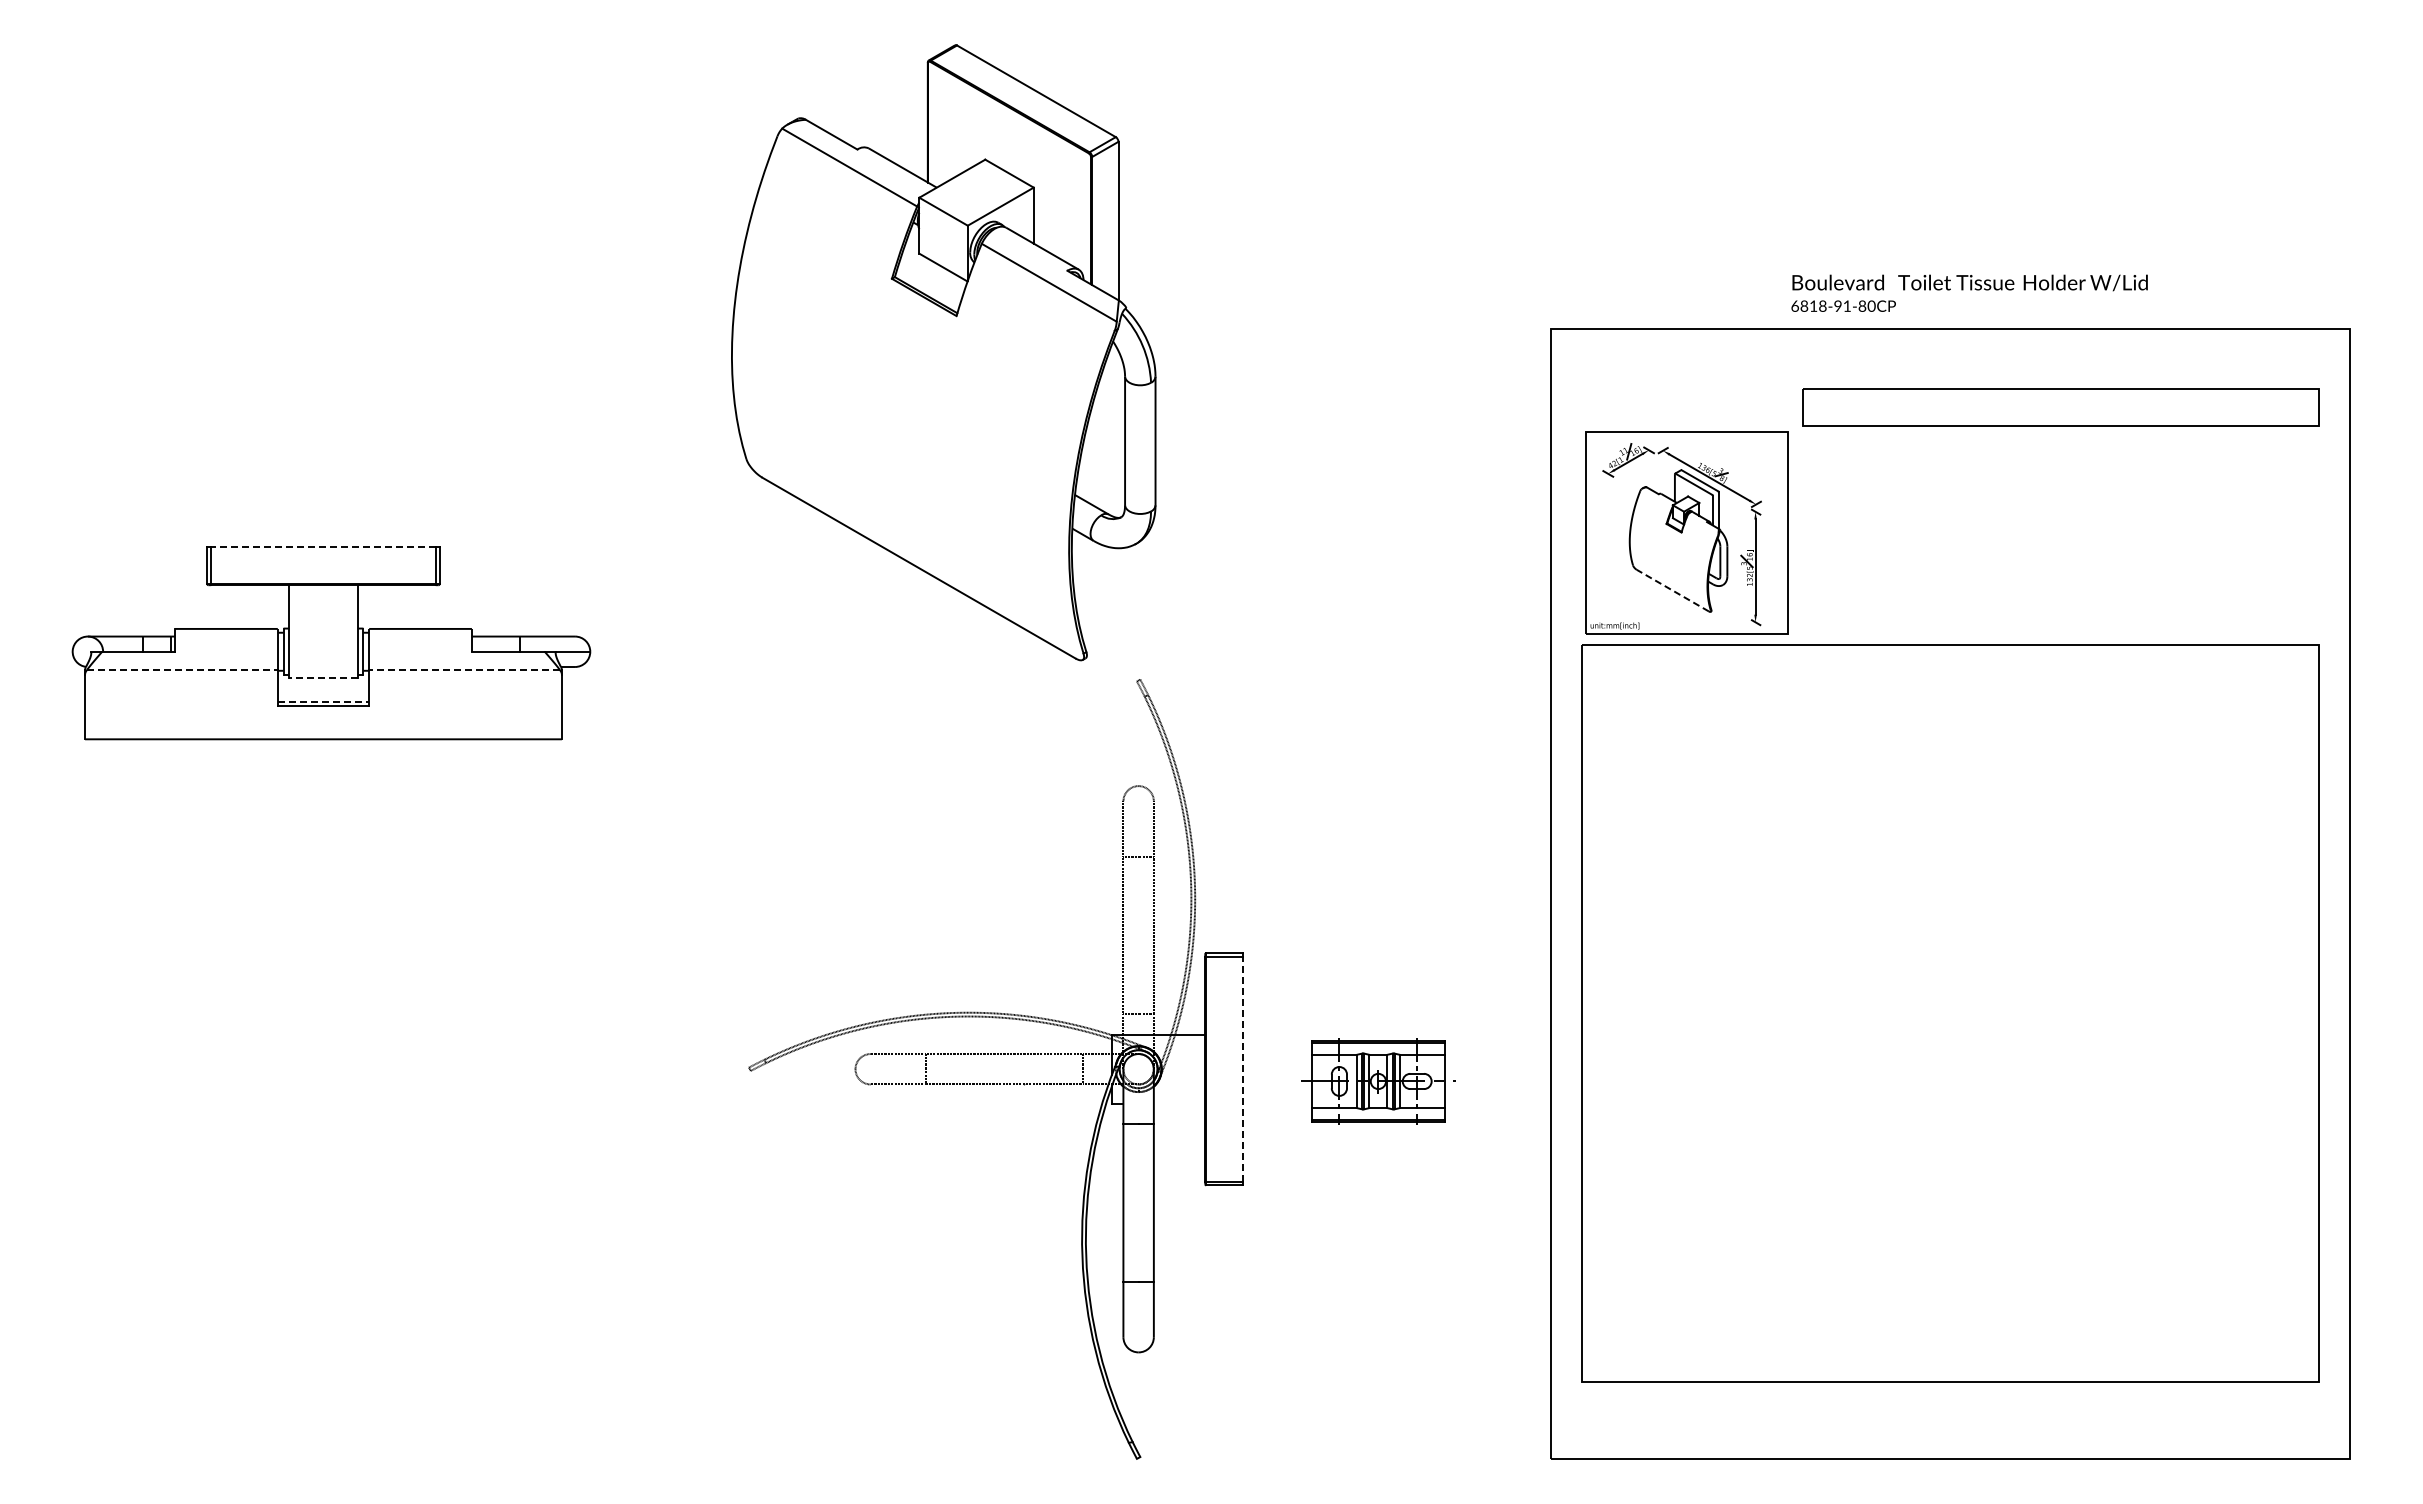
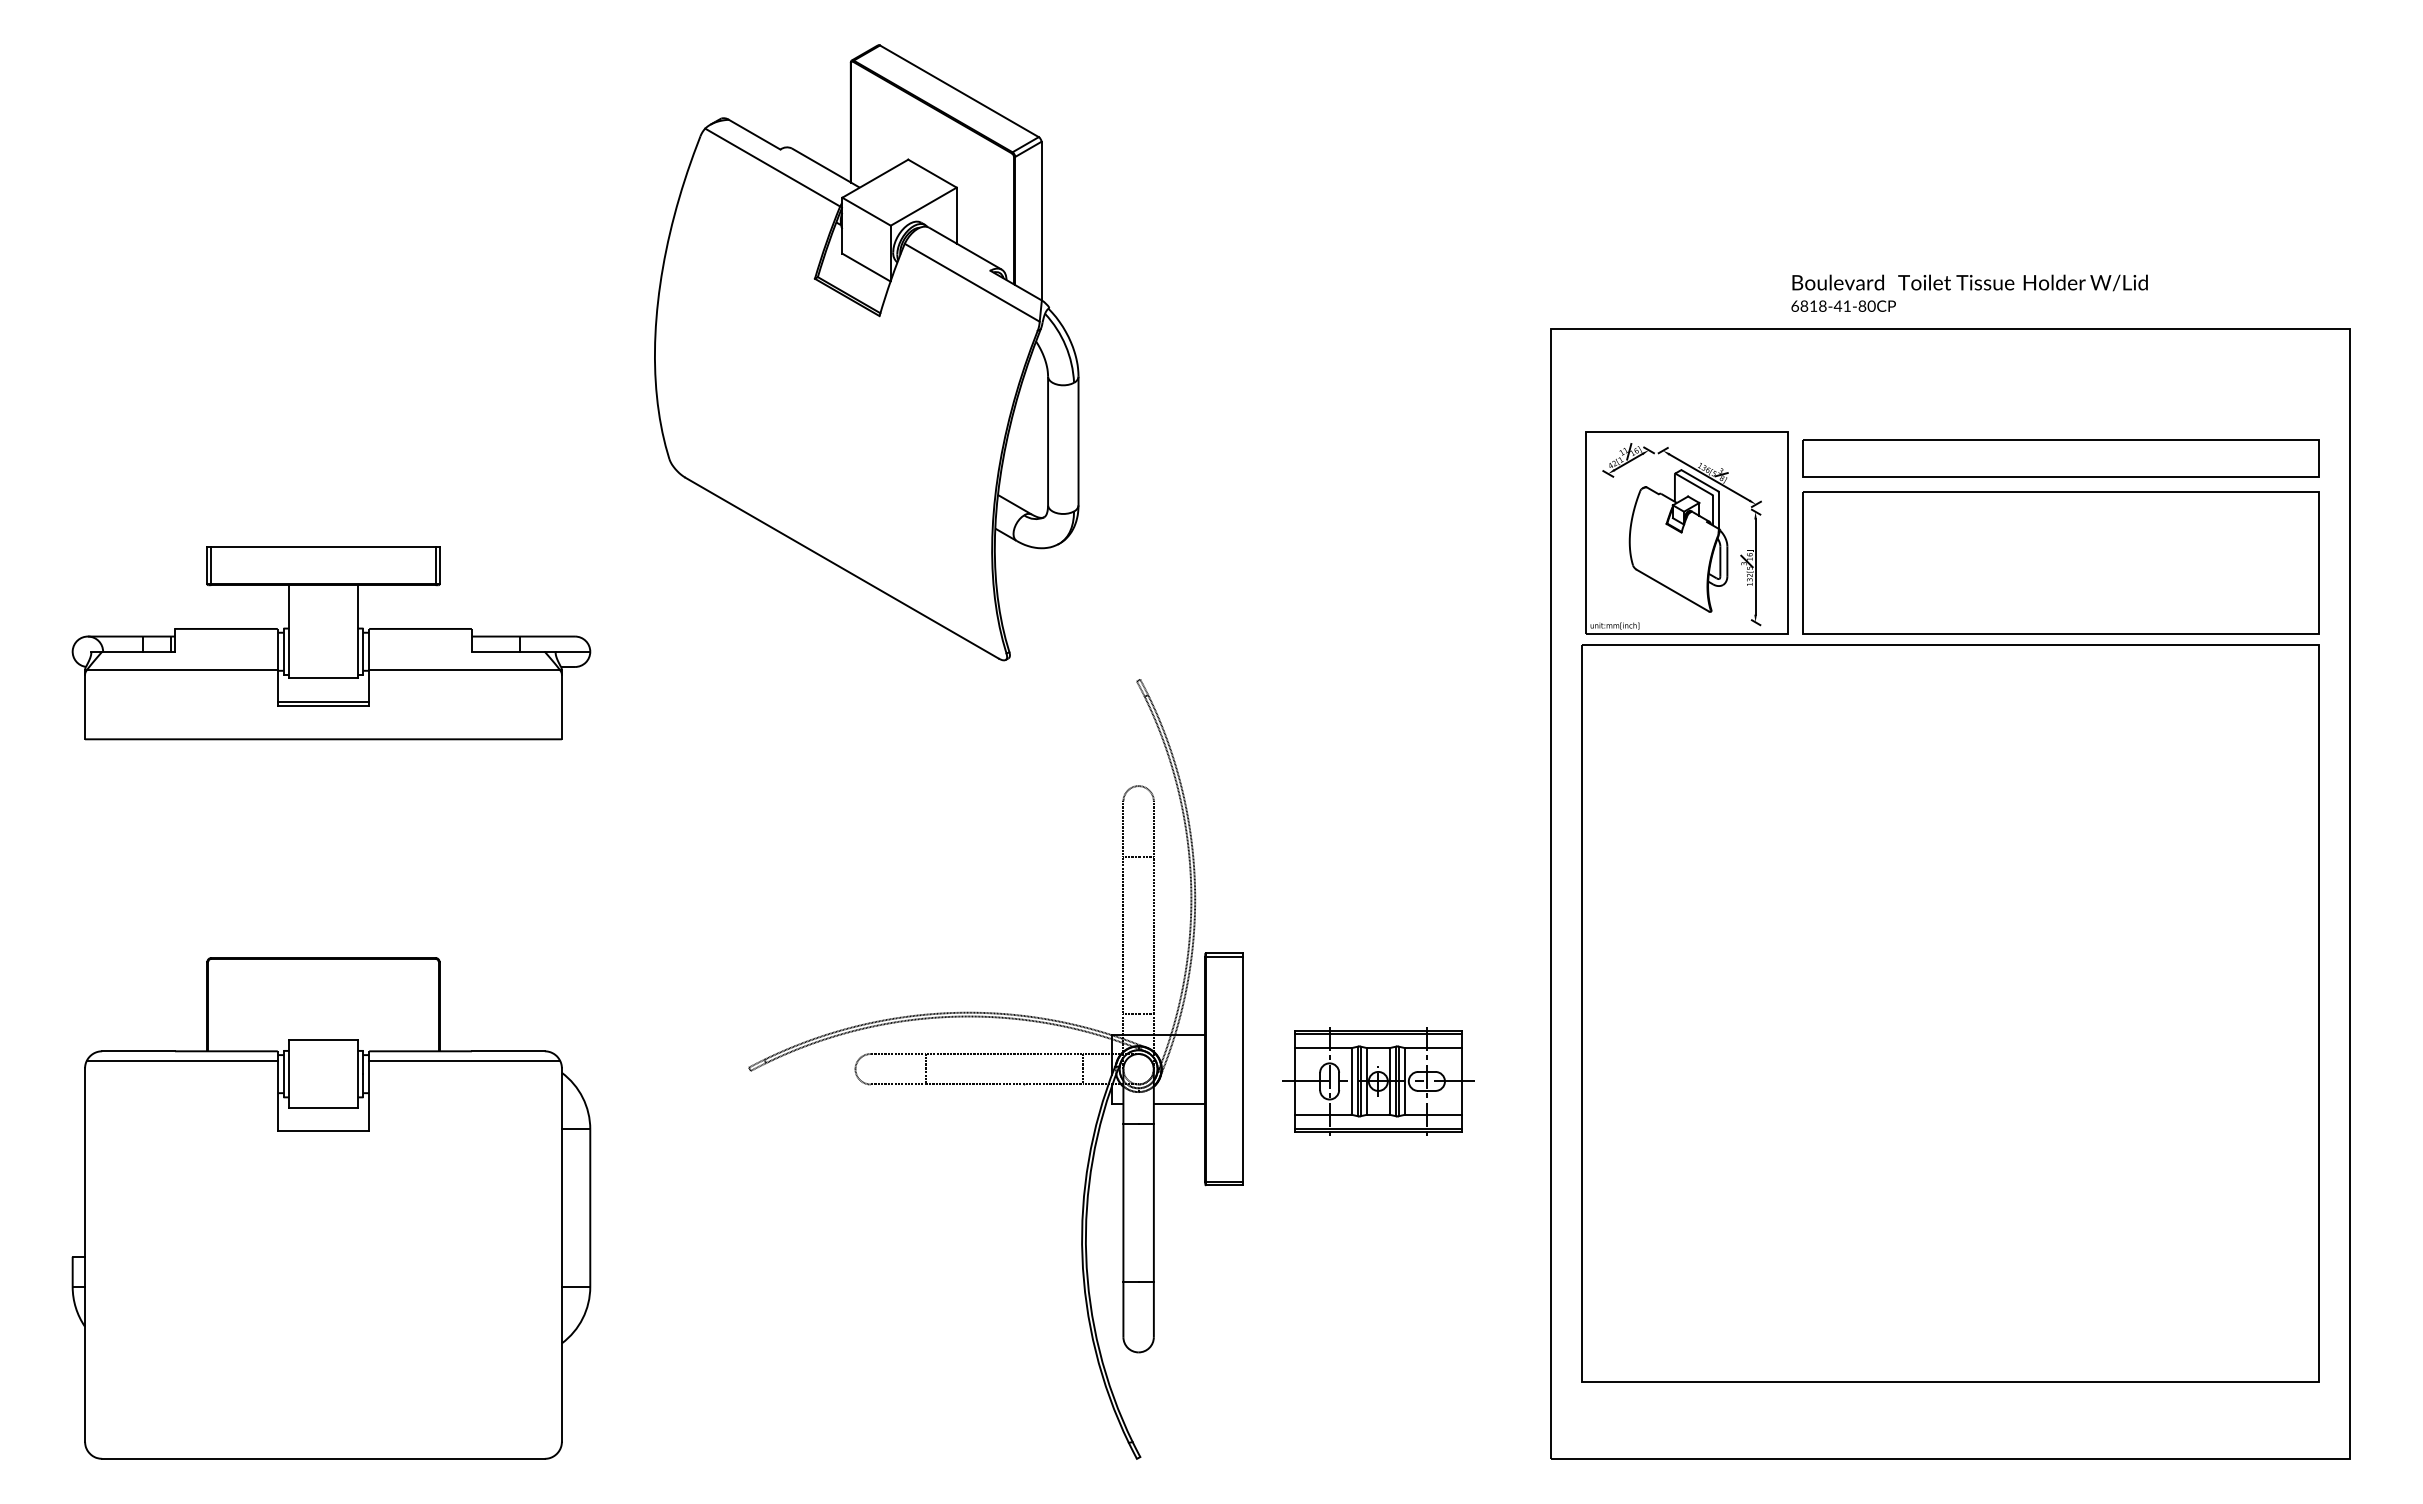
text: 6818-91-80CP -> 6818-41-80CP (1837, 305)
part position: (943, 352) -> (866, 352) (866, 352)
part position: (2060, 407) -> (2060, 458) (2060, 458)
line: dashed -> solid (322, 547)
part: none -> present (2060, 562)
line: dashed -> solid (1672, 590)
line: dashed -> solid (182, 670)
line: dashed -> solid (464, 670)
line: dashed -> solid (322, 678)
line: dashed -> solid (323, 701)
line: dashed -> solid (1243, 1068)
part size: 155x87 px -> 193x109 px (1378, 1081)
line: none -> present (1179, 1103)
part: none -> present (331, 1208)
